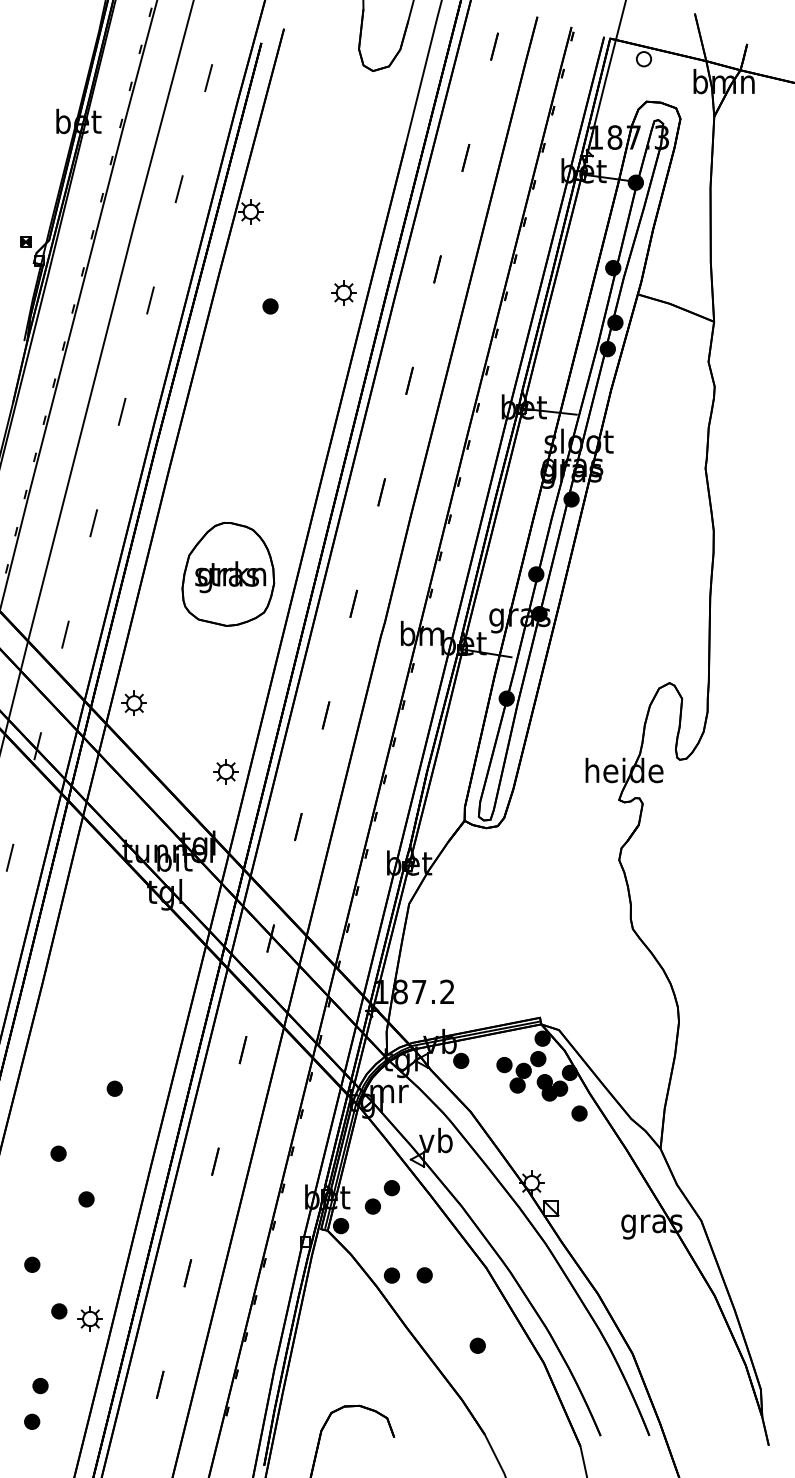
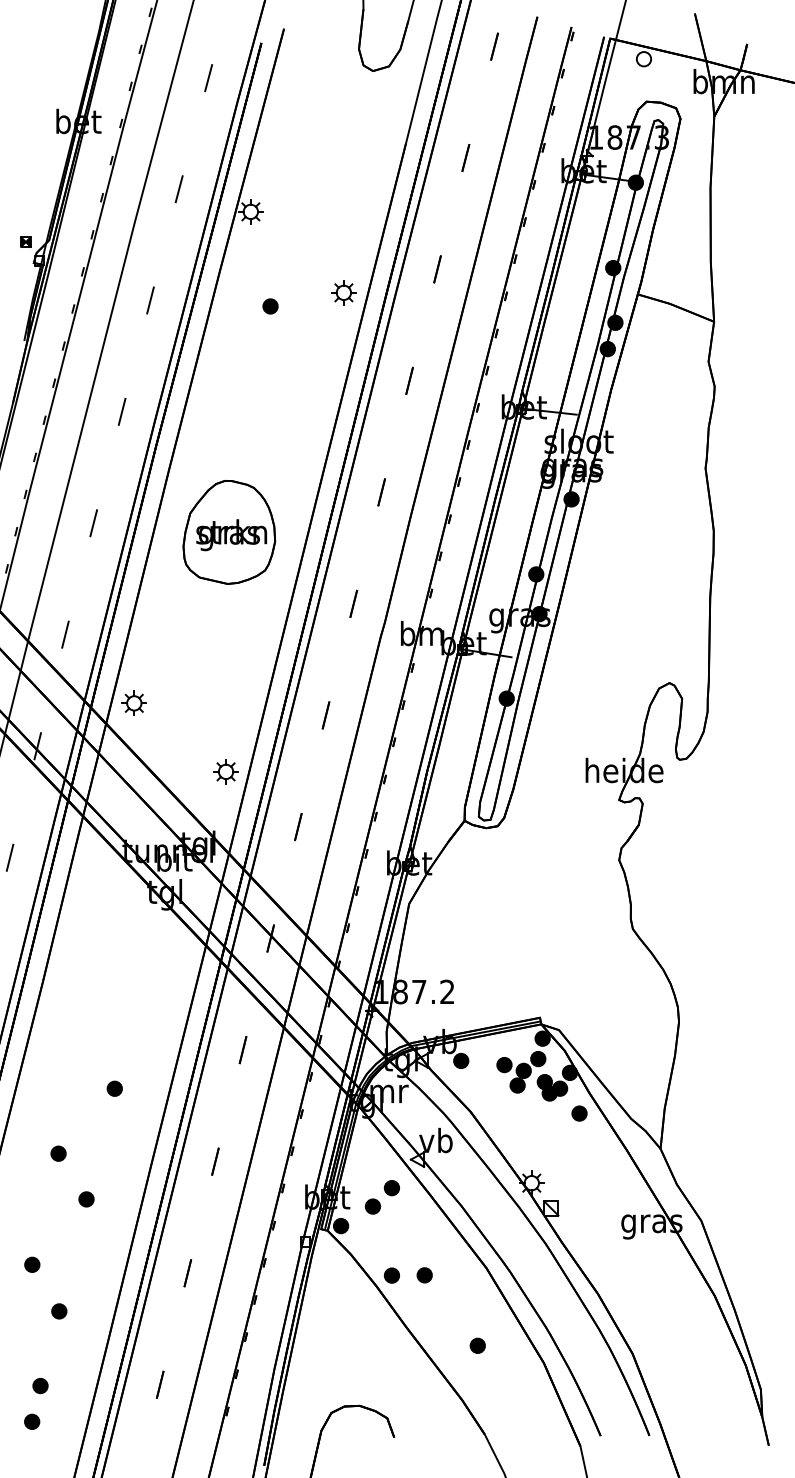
part position: (228, 574) -> (229, 532) (229, 532)
part: present -> none (89, 1318)
